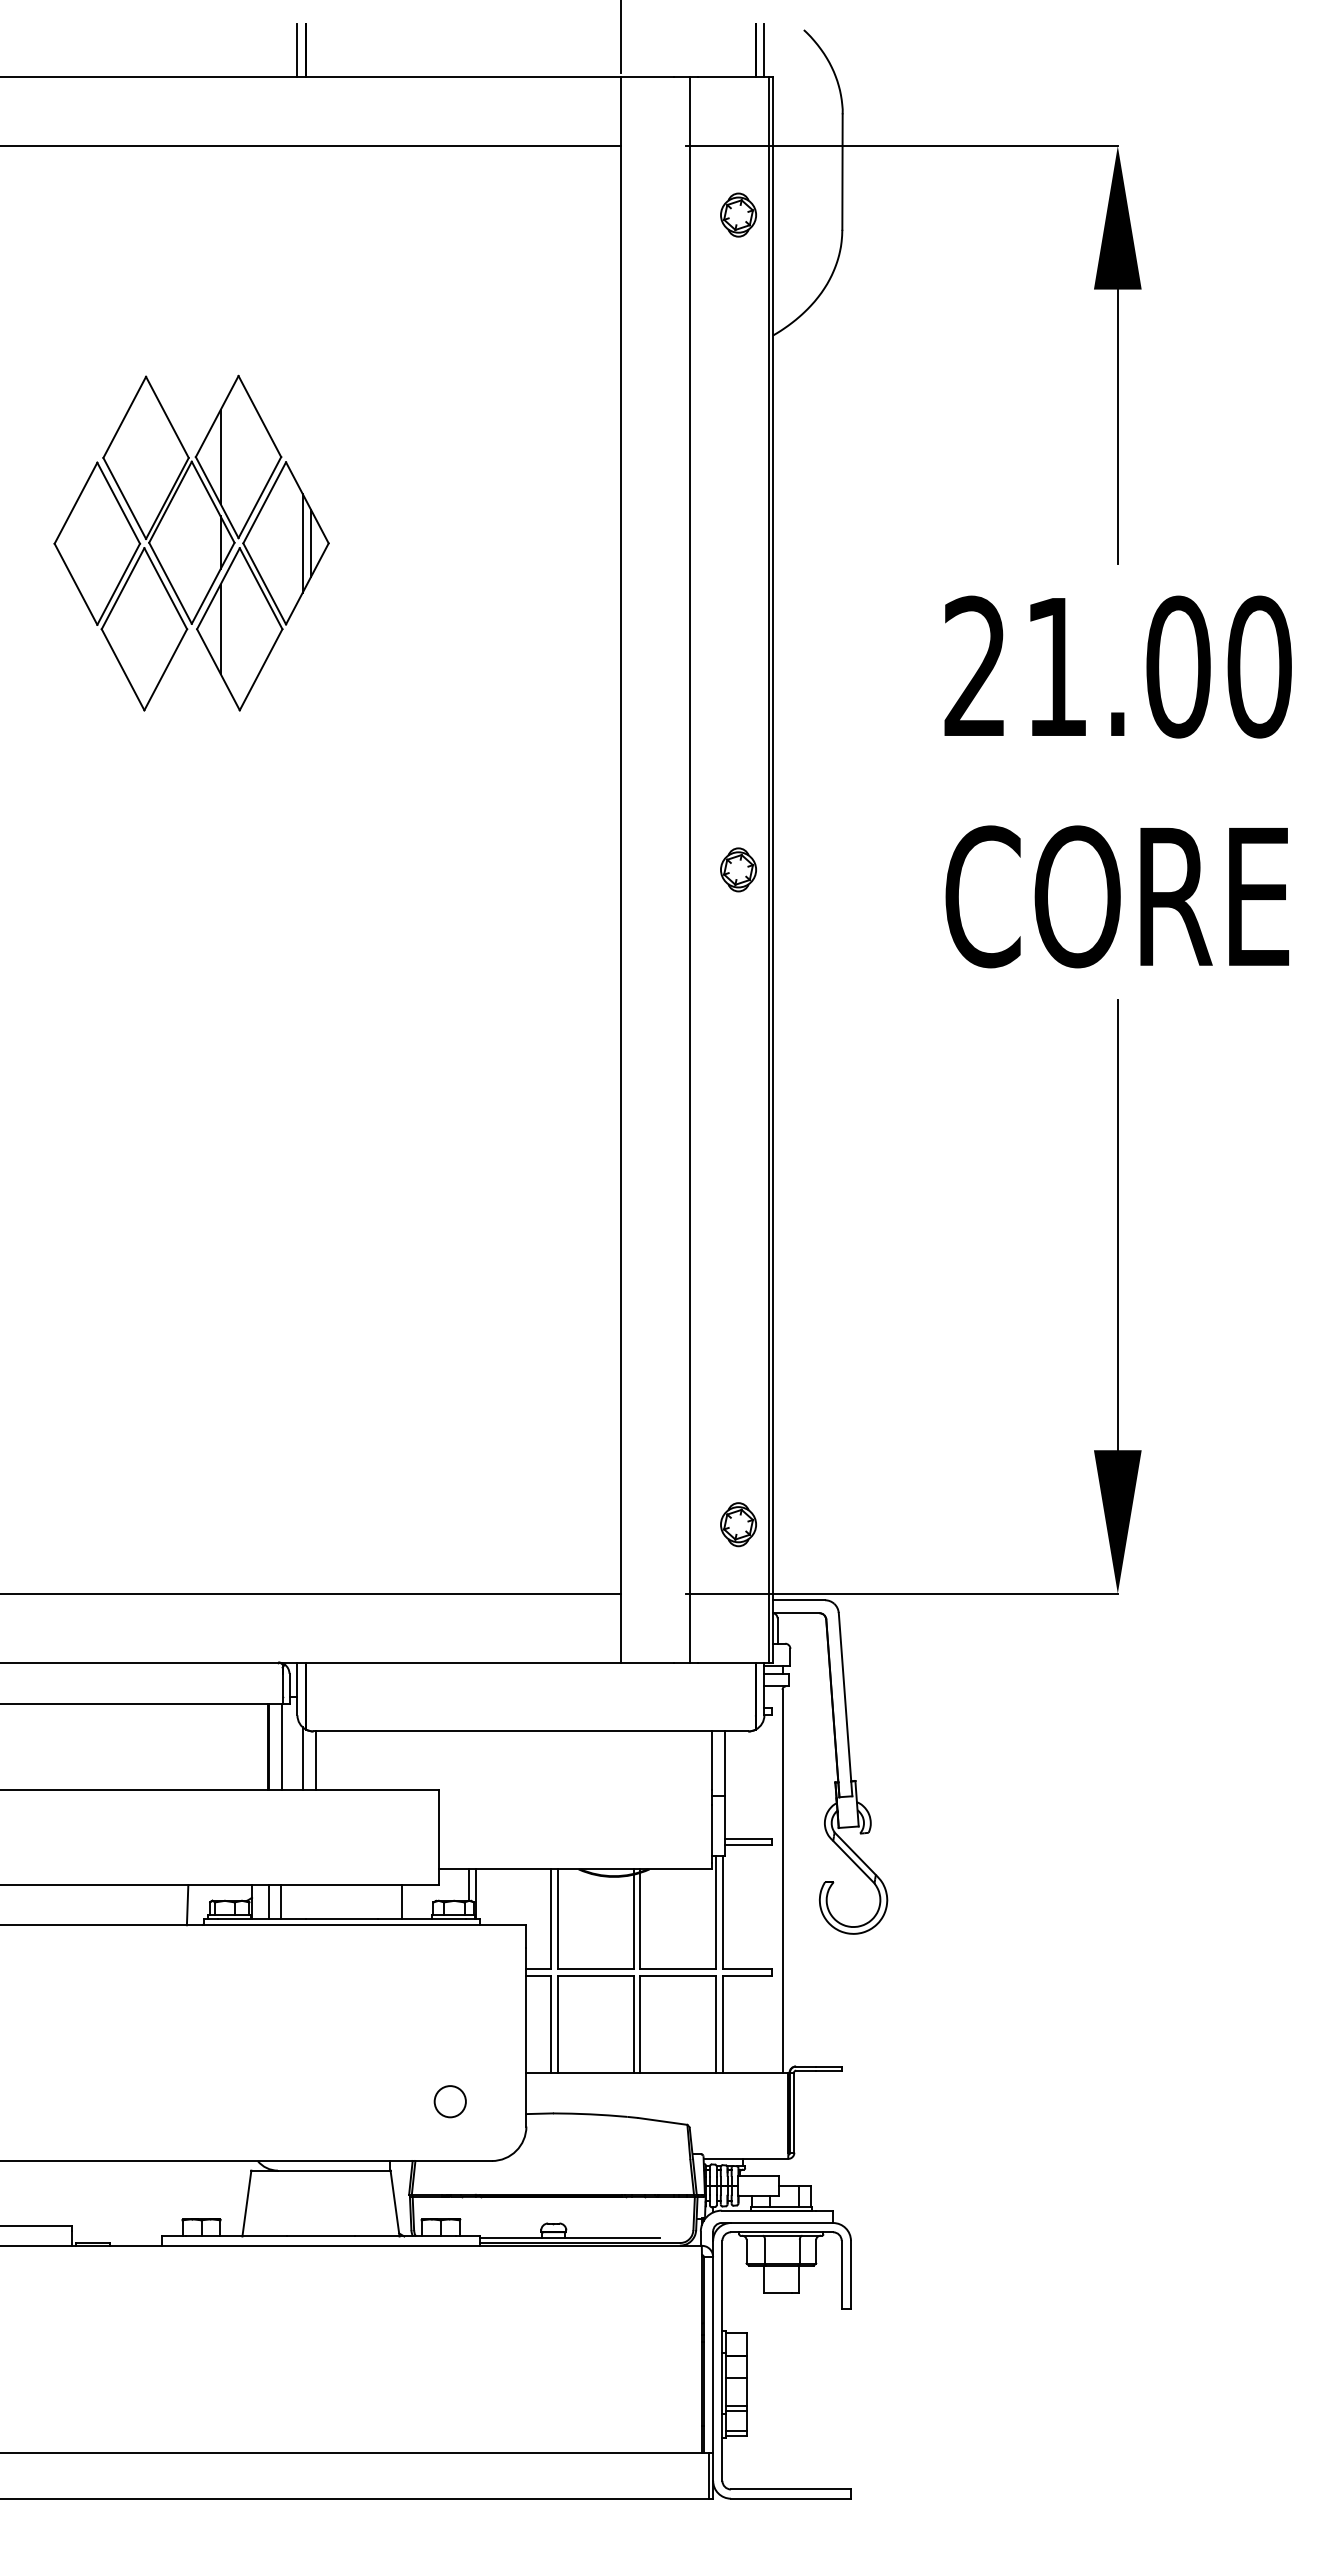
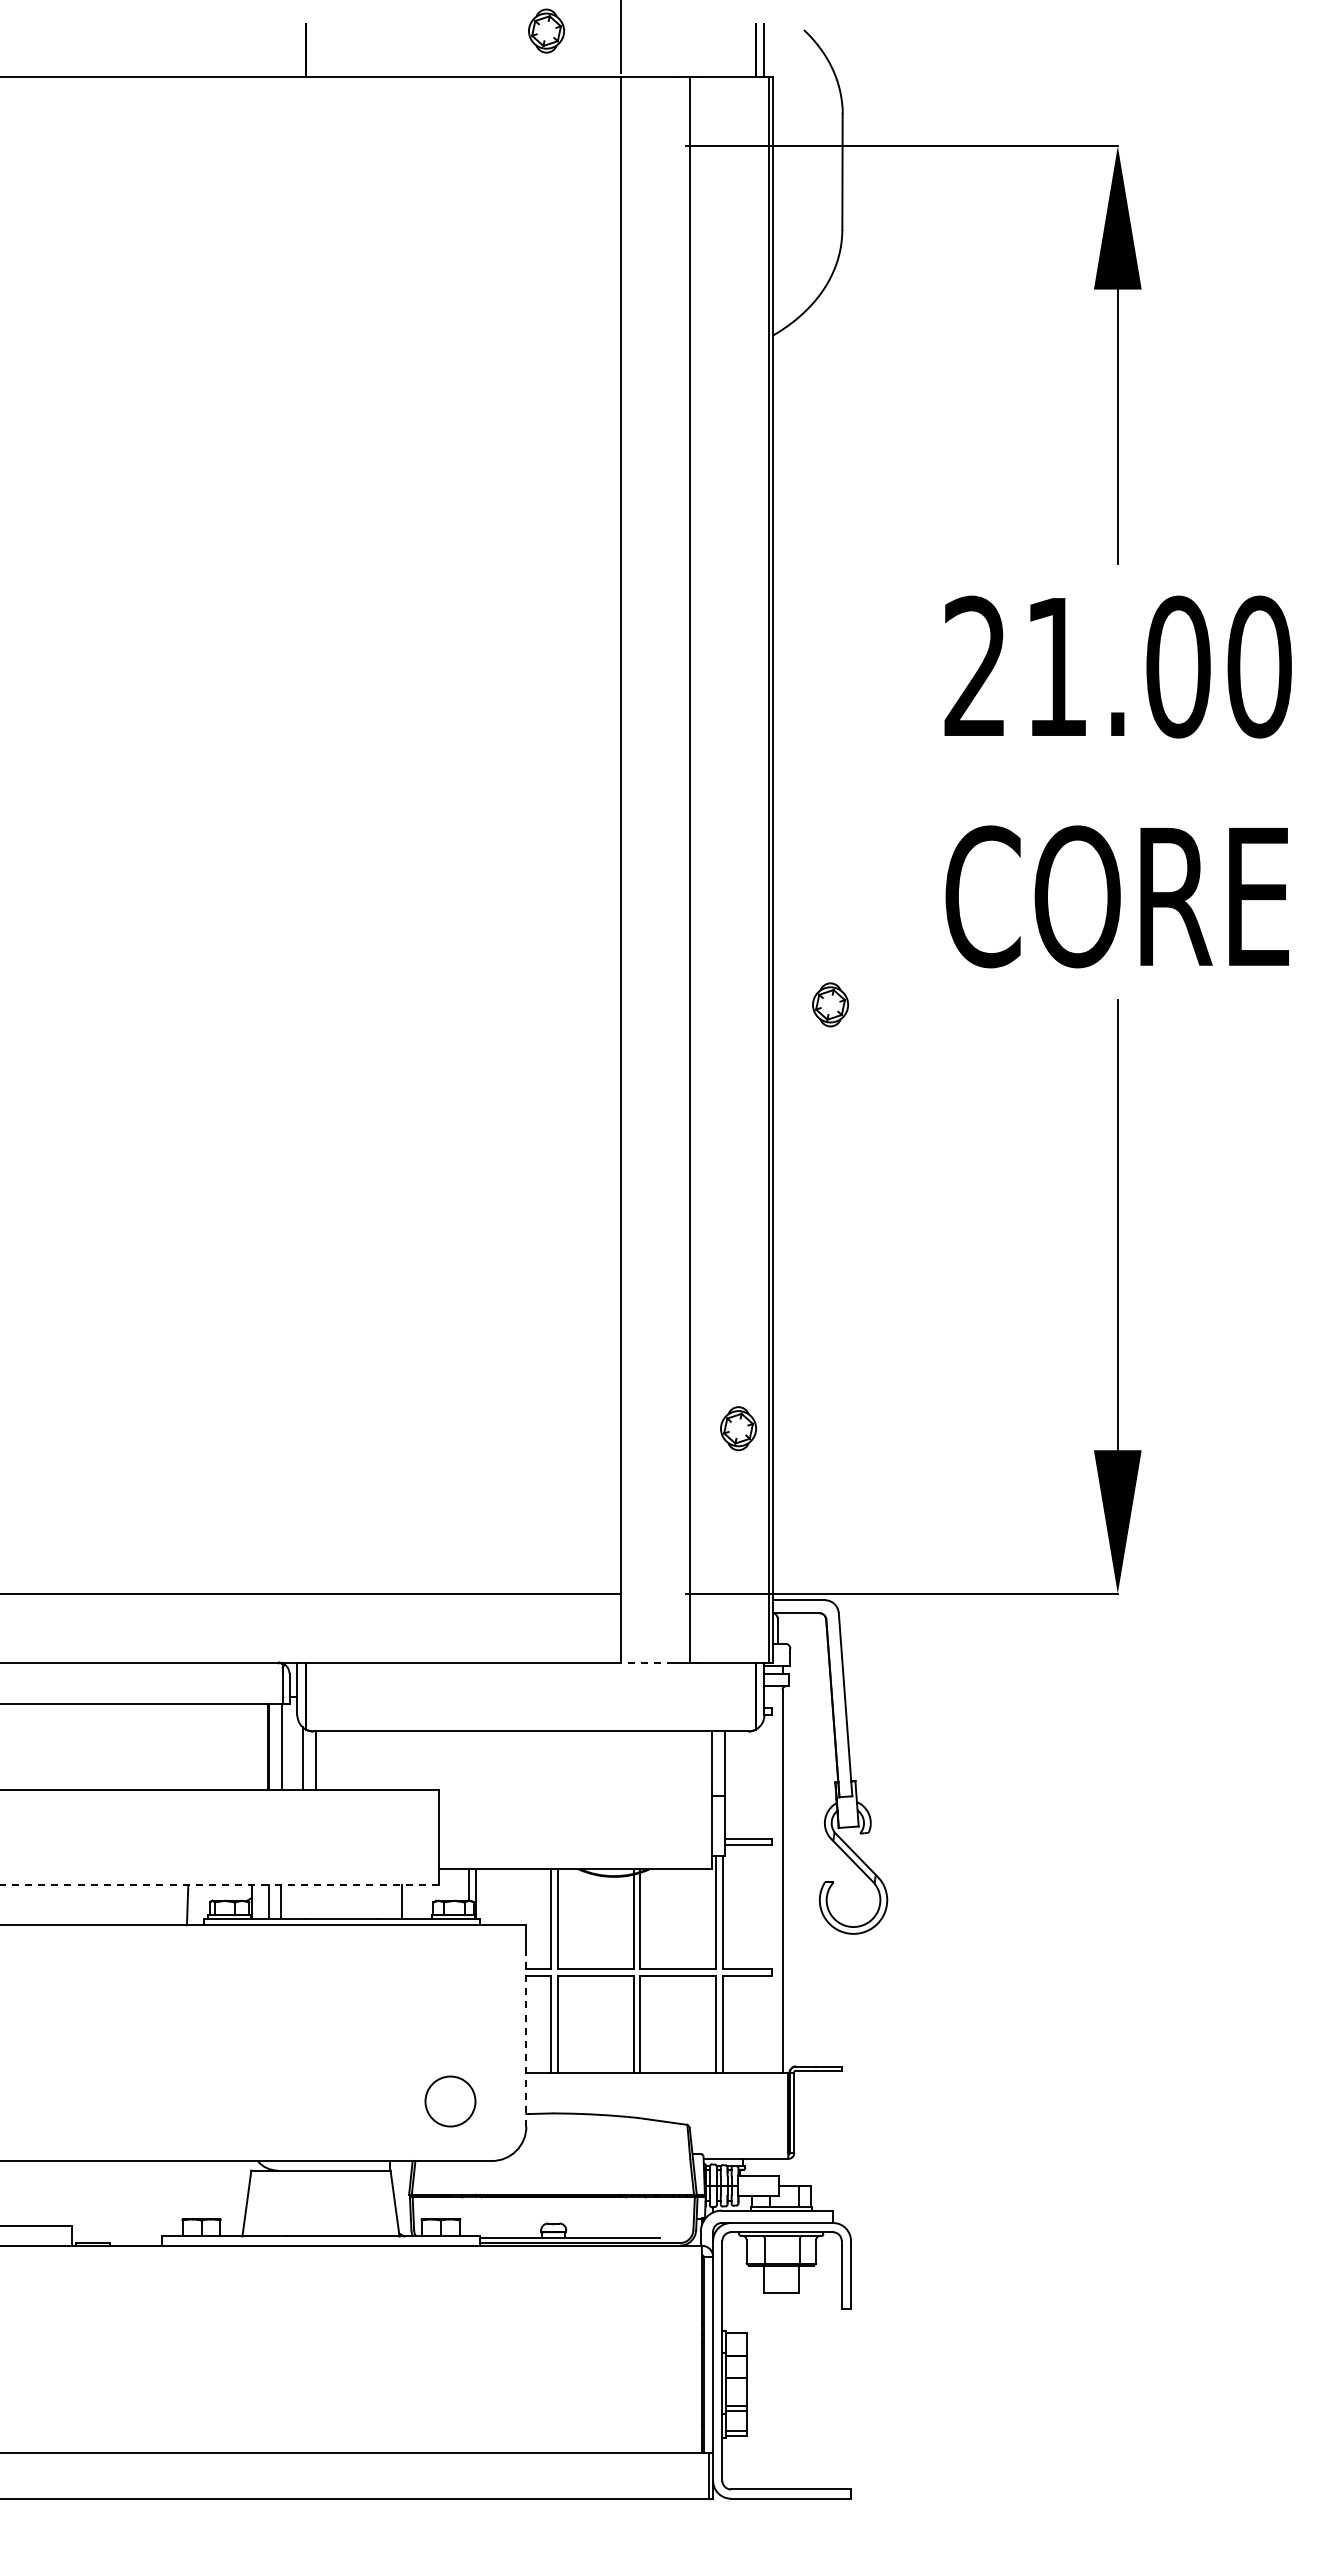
line: present -> none (297, 50)
line: present -> none (311, 146)
part position: (738, 214) -> (546, 30) (546, 30)
part: present -> none (191, 542)
part position: (738, 869) -> (830, 1004) (830, 1004)
part position: (738, 1524) -> (738, 1428) (738, 1428)
line: solid -> dashed (647, 1662)
line: solid -> dashed (219, 1885)
line: solid -> dashed (526, 2036)
circle size: 34x34 px -> 53x53 px (450, 2101)
